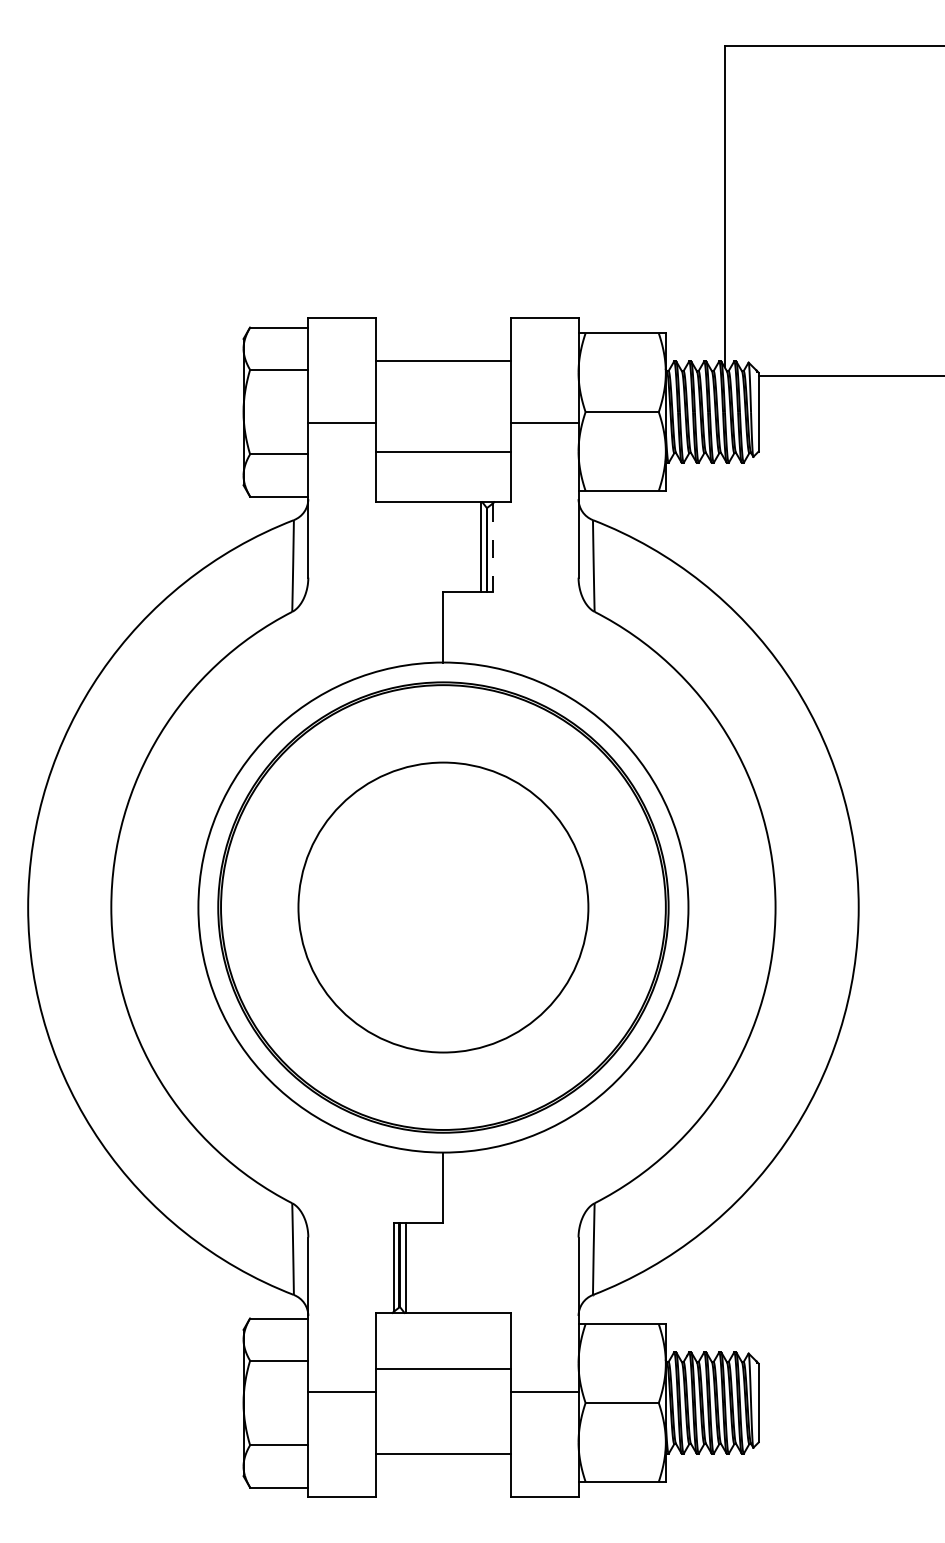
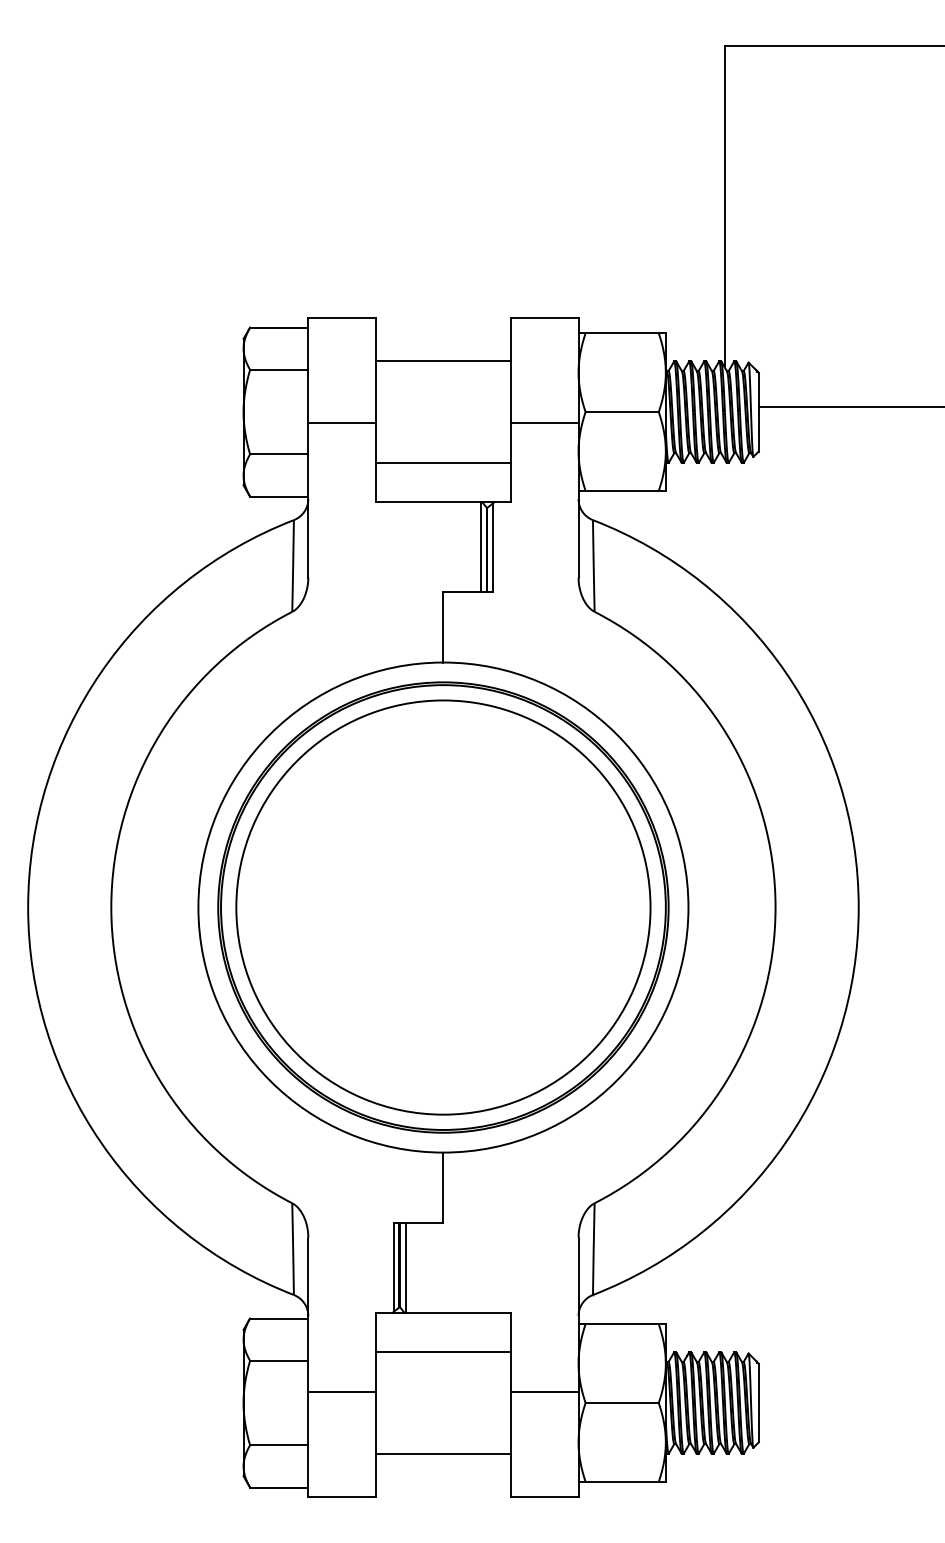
line position: (849, 375) -> (849, 406) (849, 406)
line position: (443, 451) -> (443, 462) (443, 462)
line: dashed -> solid (492, 548)
circle diameter: 290 px -> 414 px (443, 907)
line position: (443, 1369) -> (443, 1352) (443, 1352)
